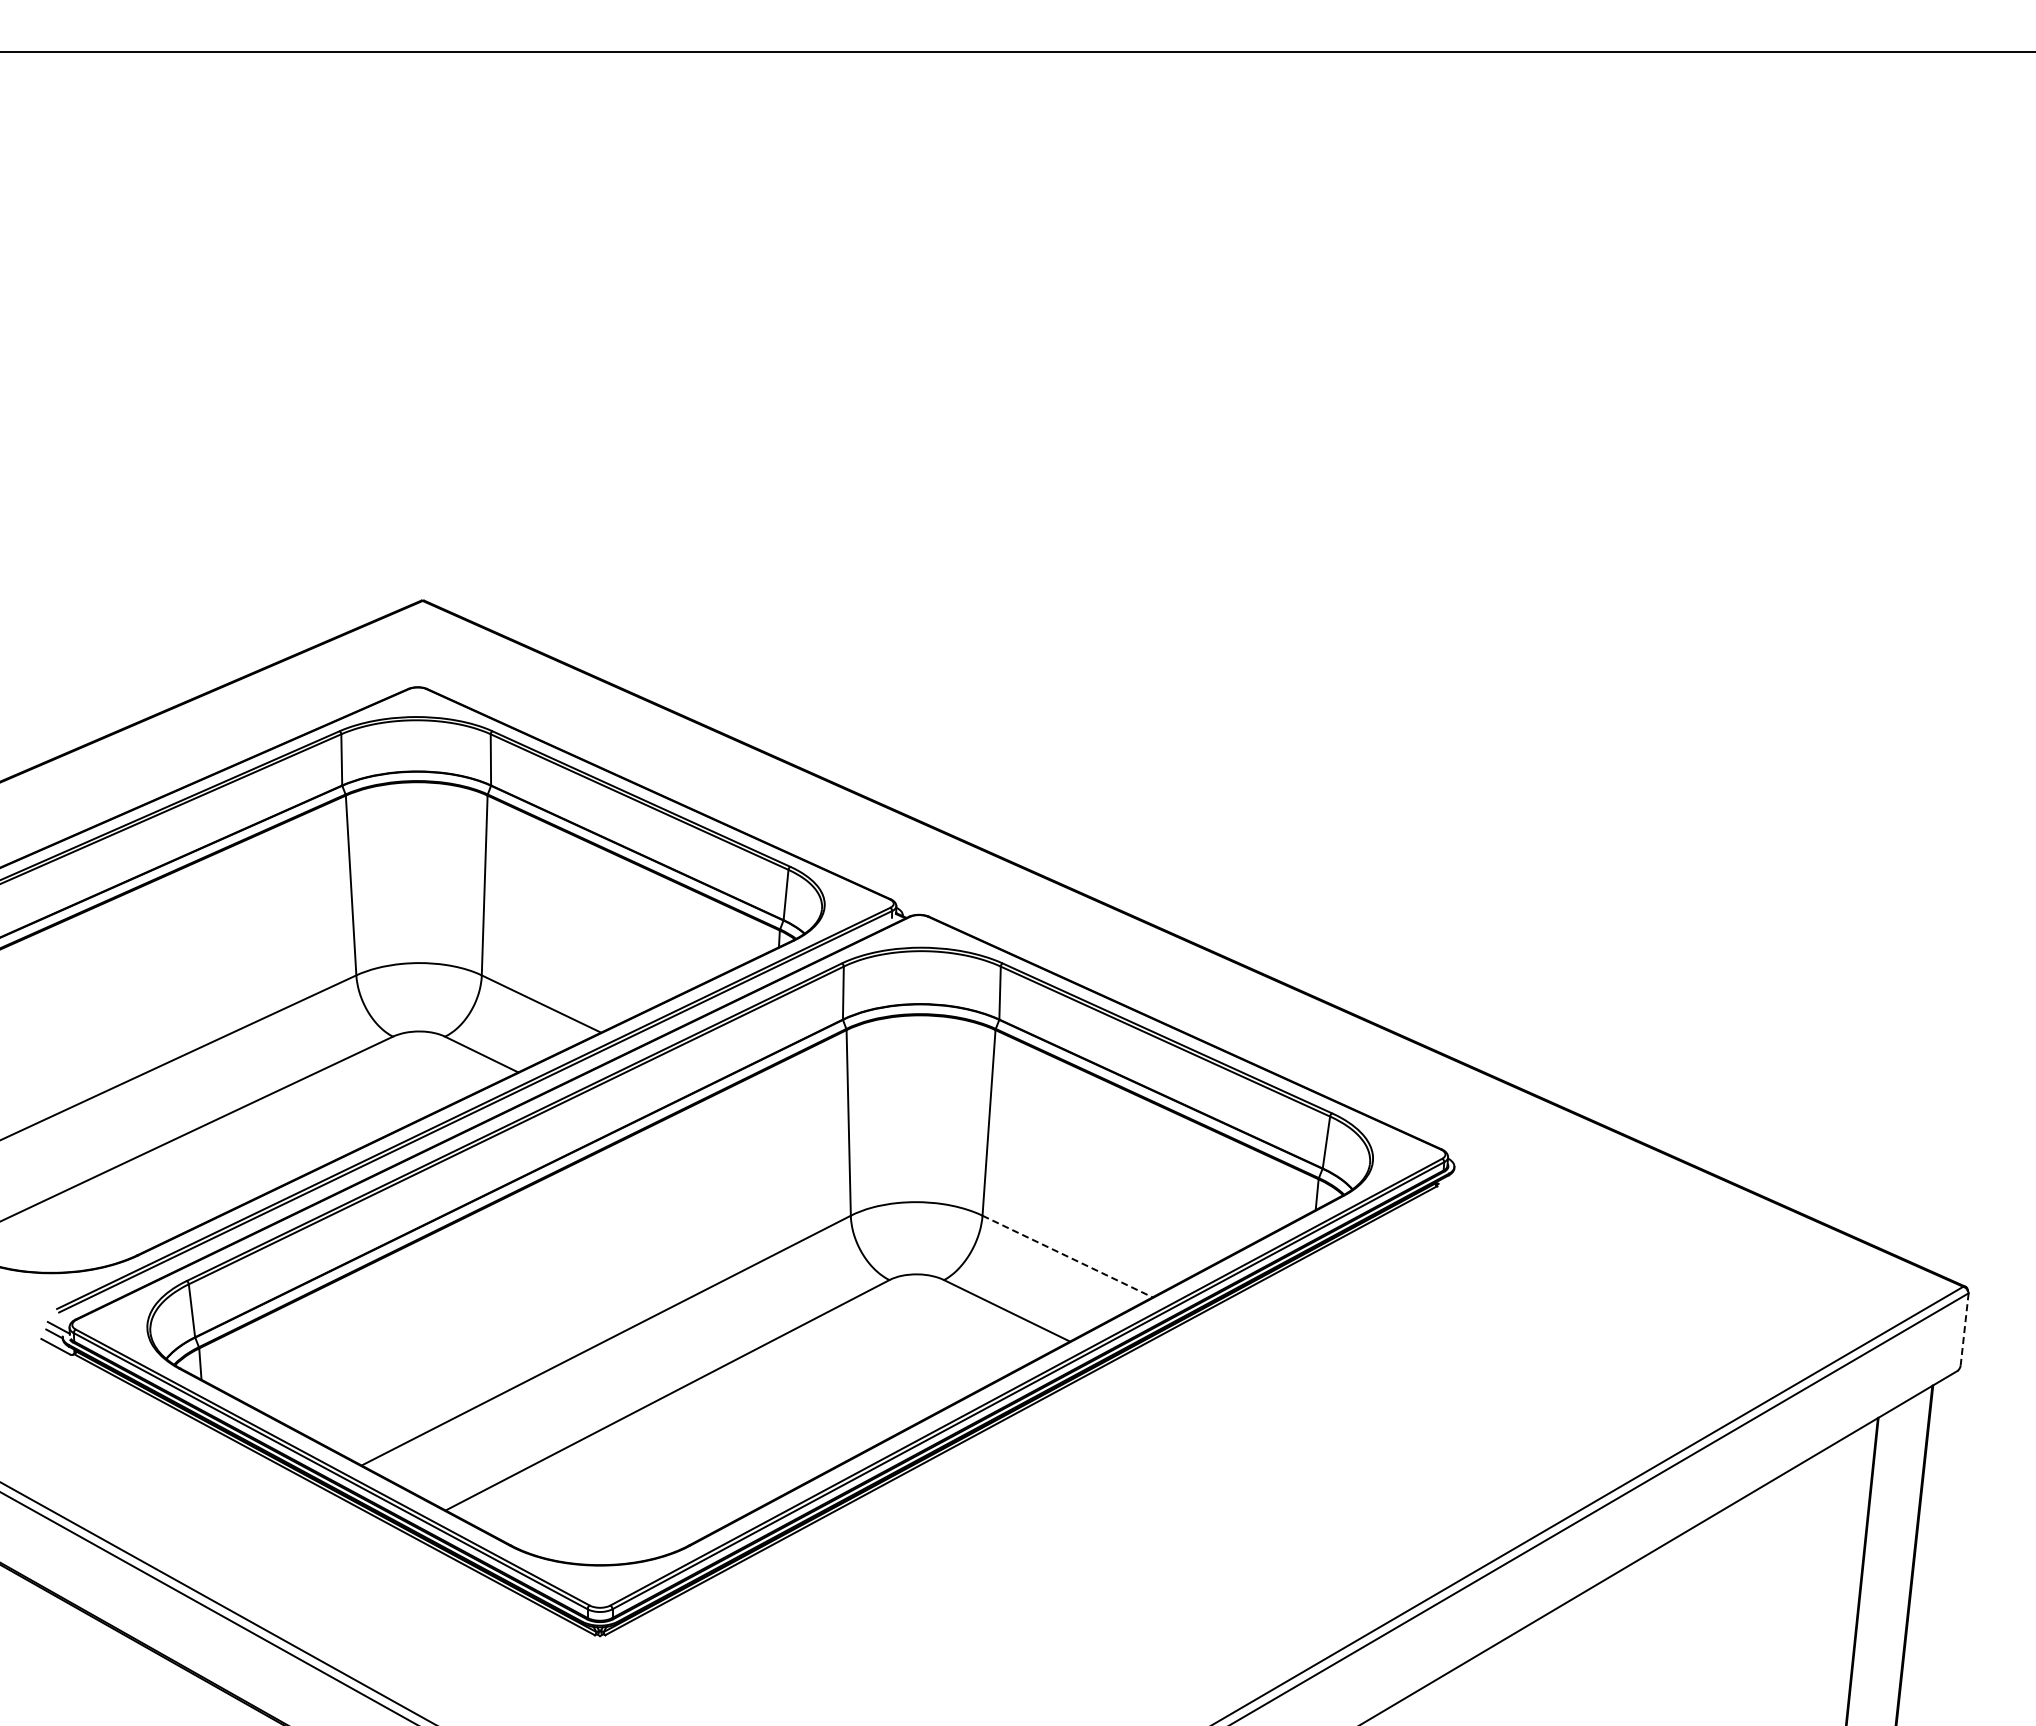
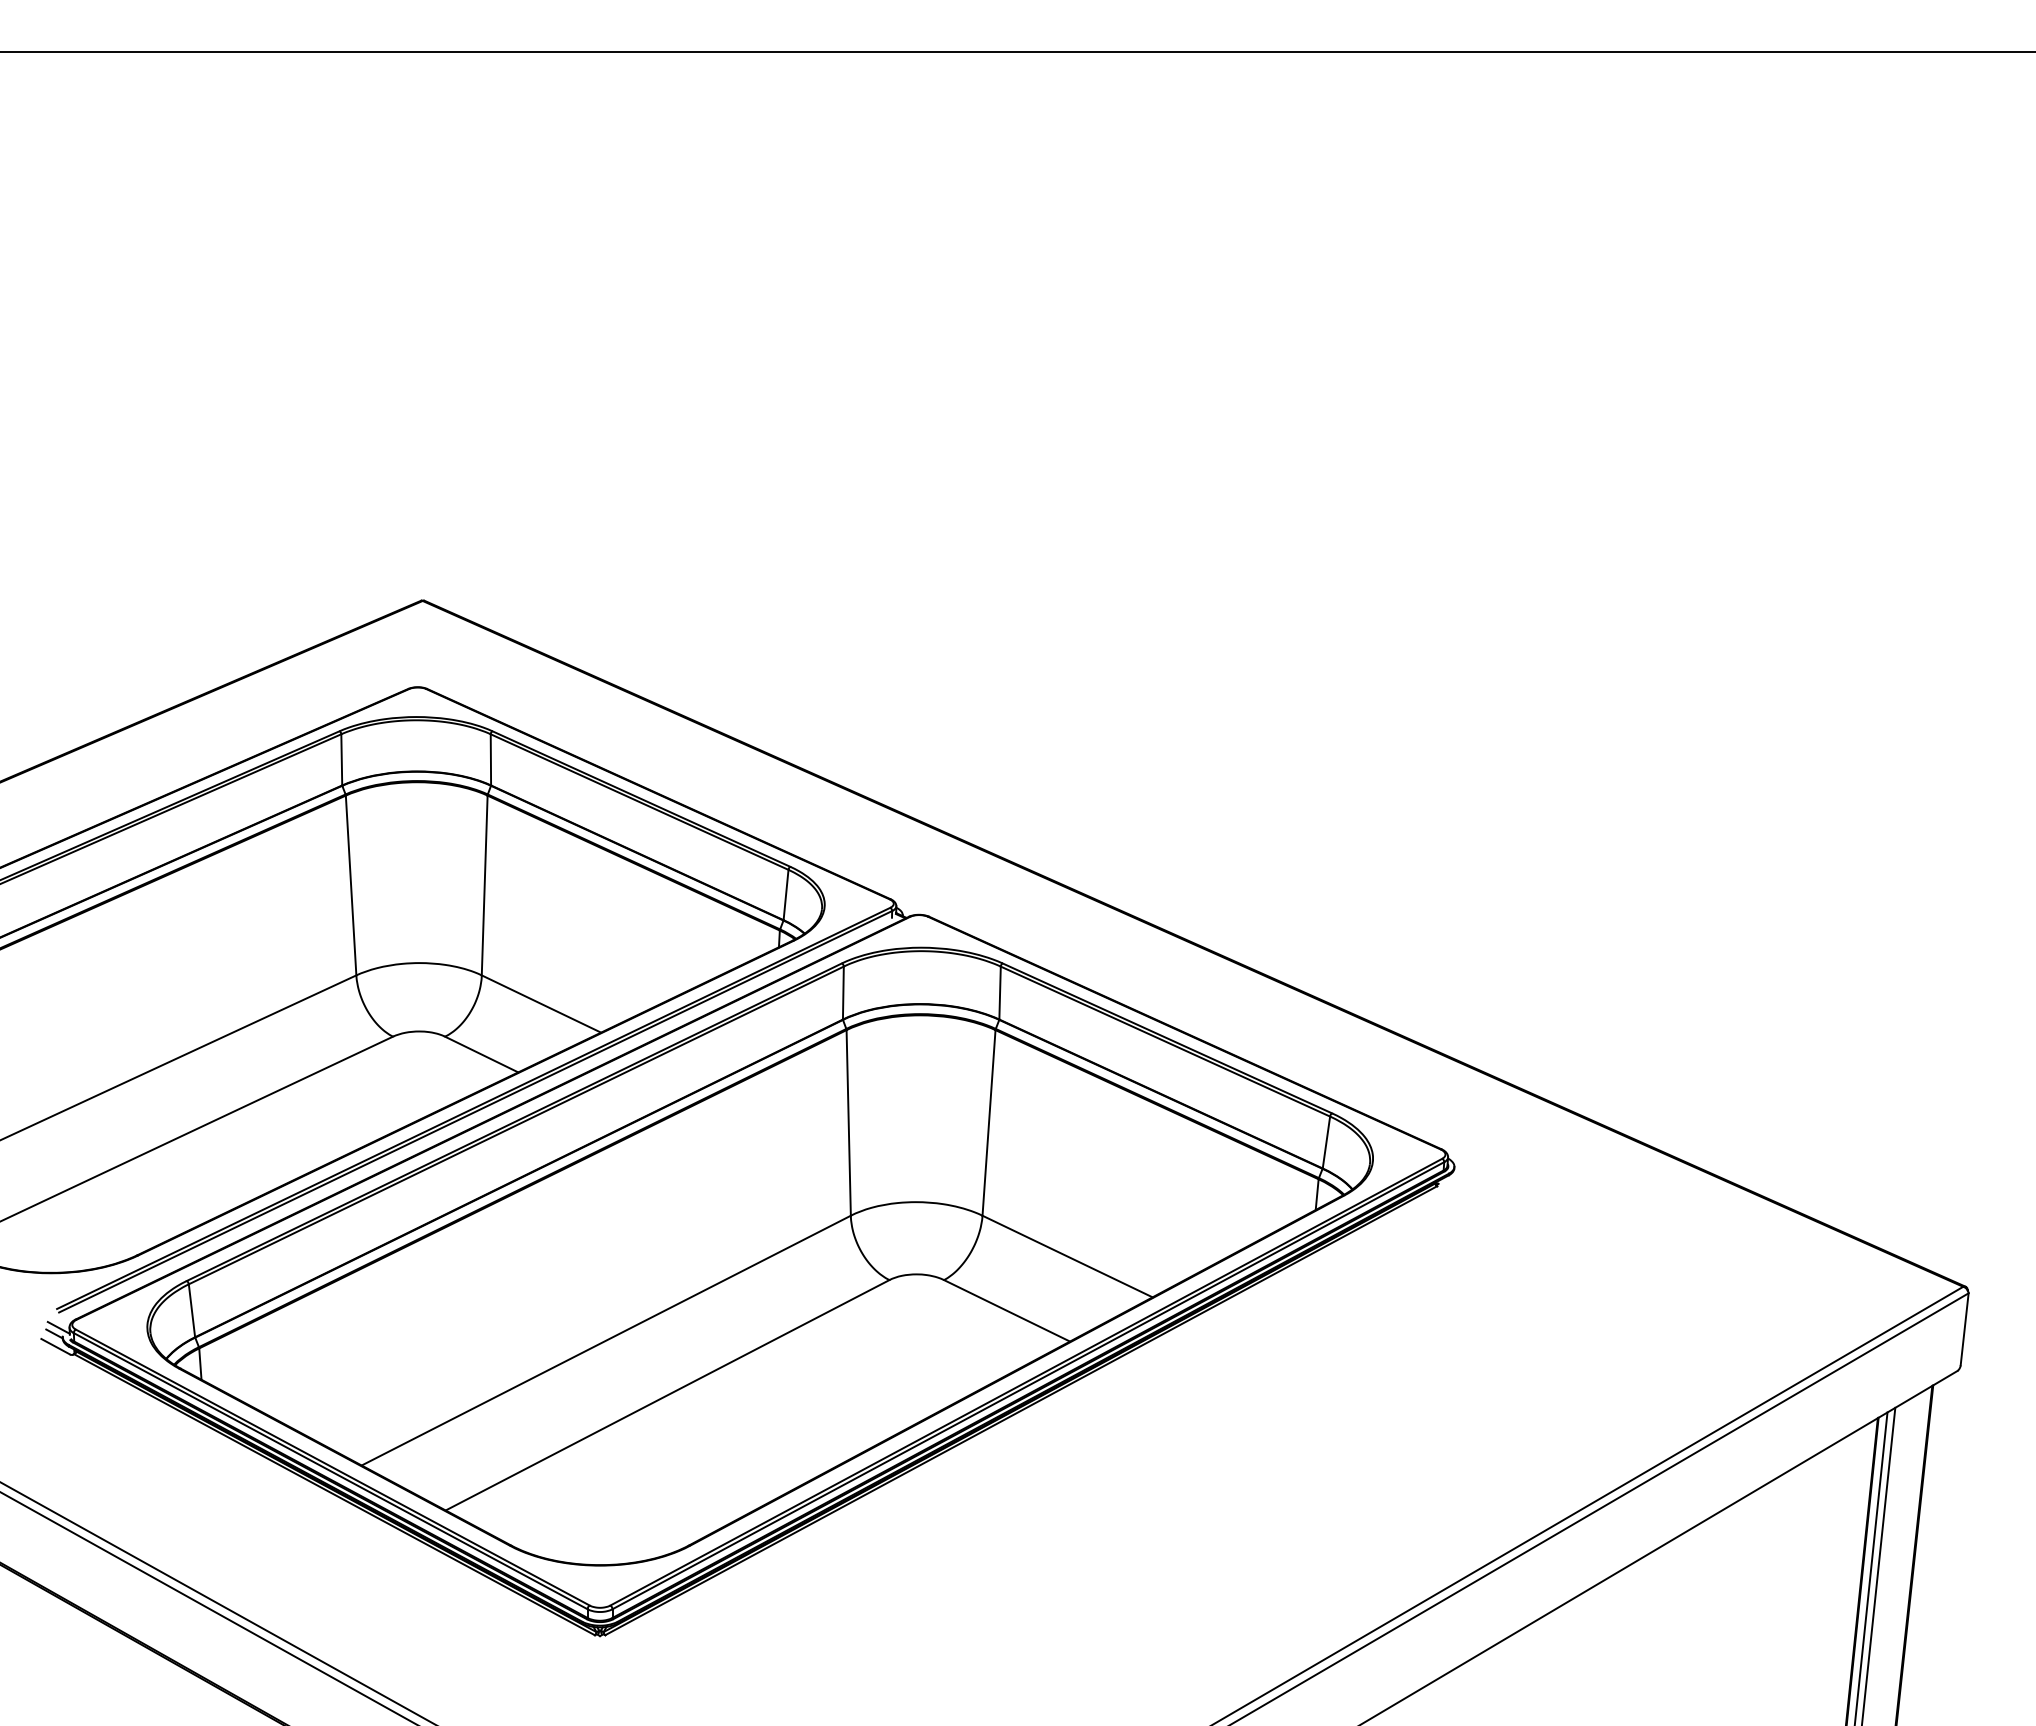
line: dashed -> solid (1068, 1256)
line: dashed -> solid (1964, 1329)
line: none -> present (1878, 1564)
line: none -> present (1871, 1567)
